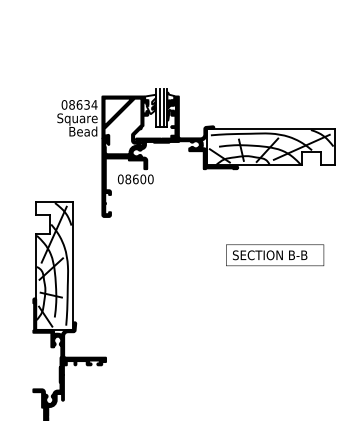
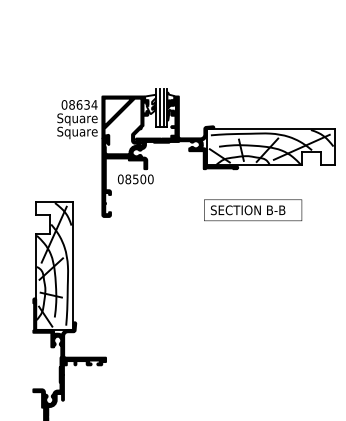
text: Bead -> Square (77, 132)
text: 08600 -> 08500 (135, 179)
text position: (275, 255) -> (253, 210) (253, 210)
